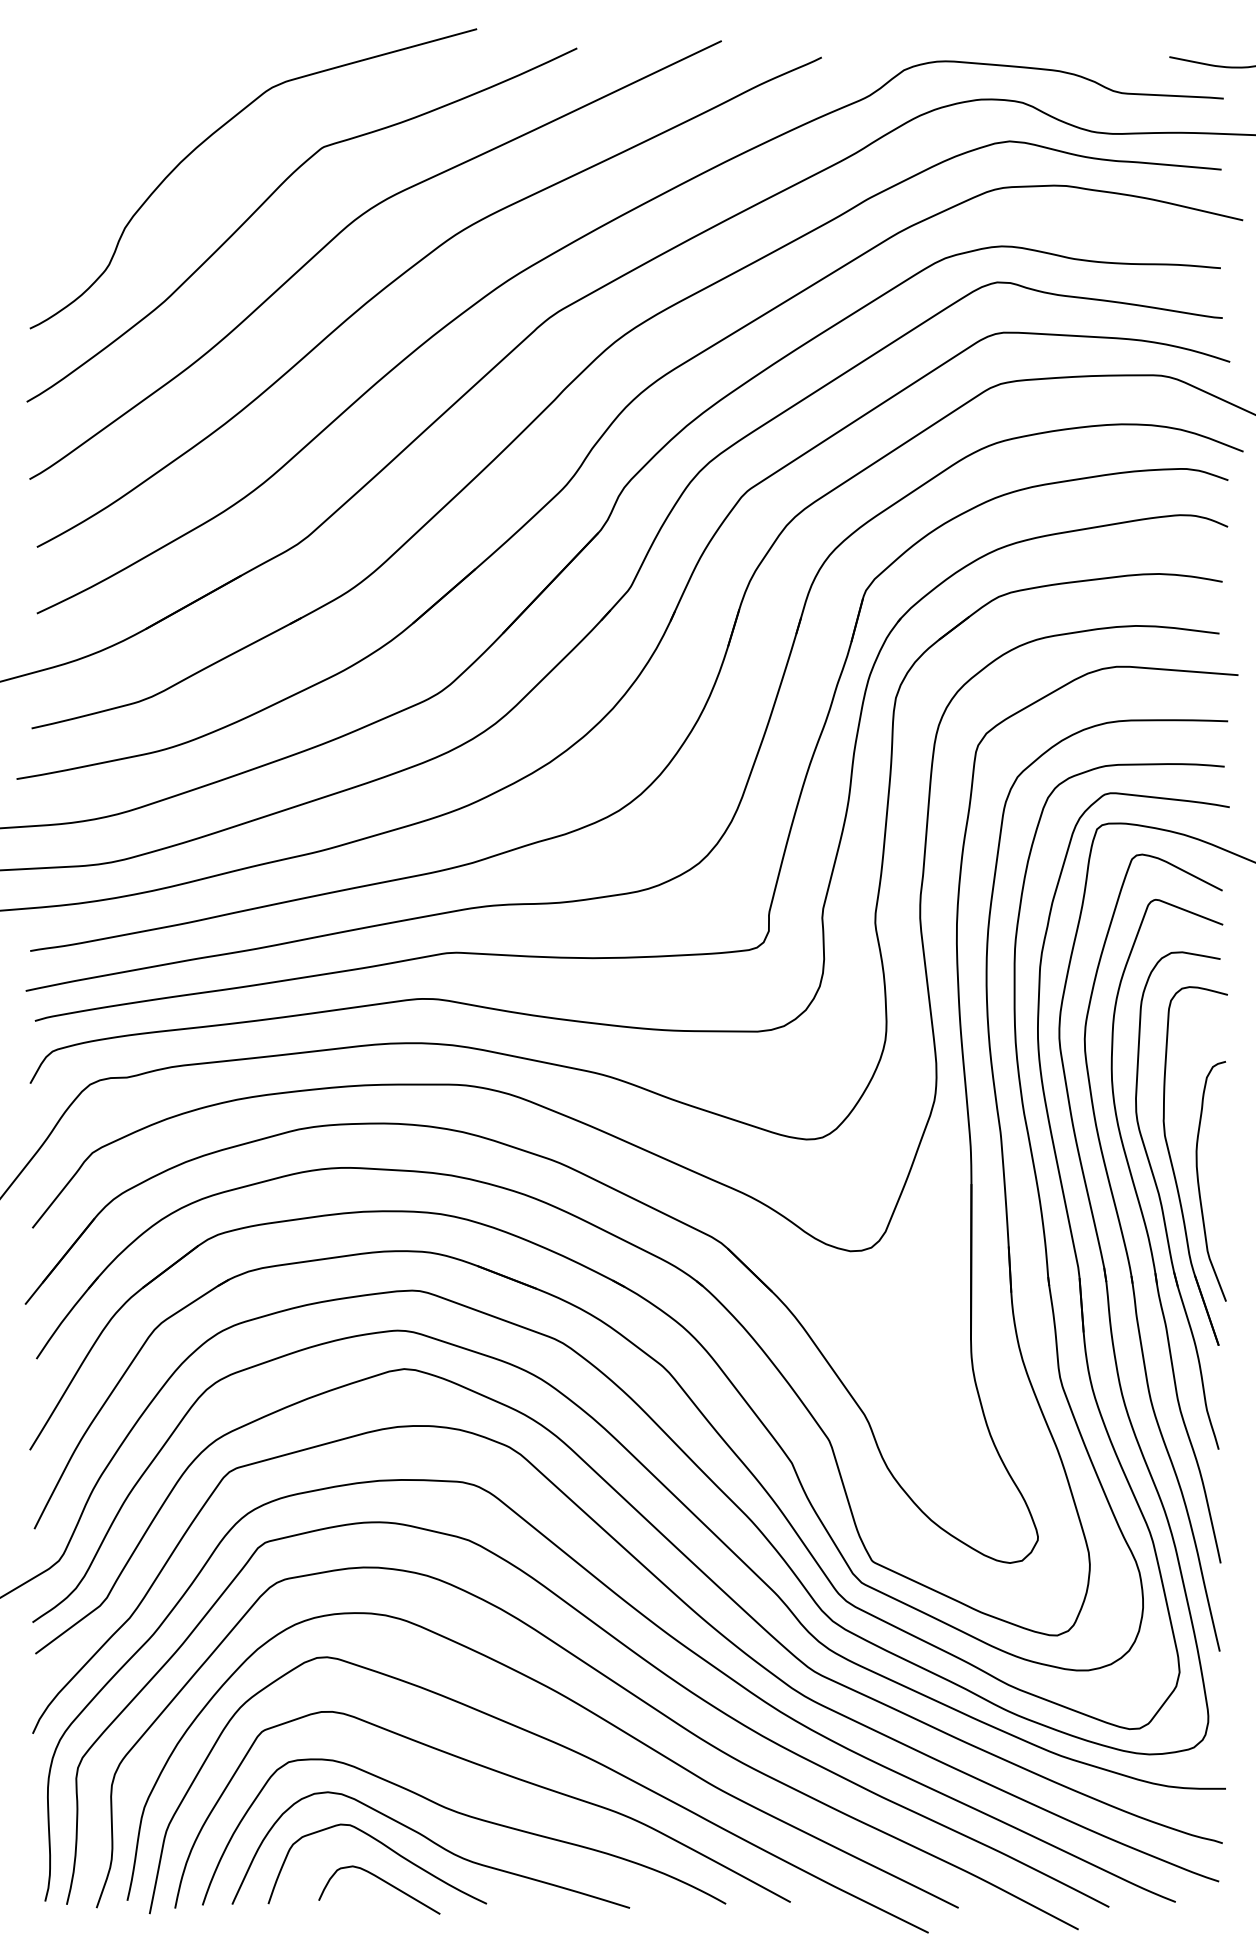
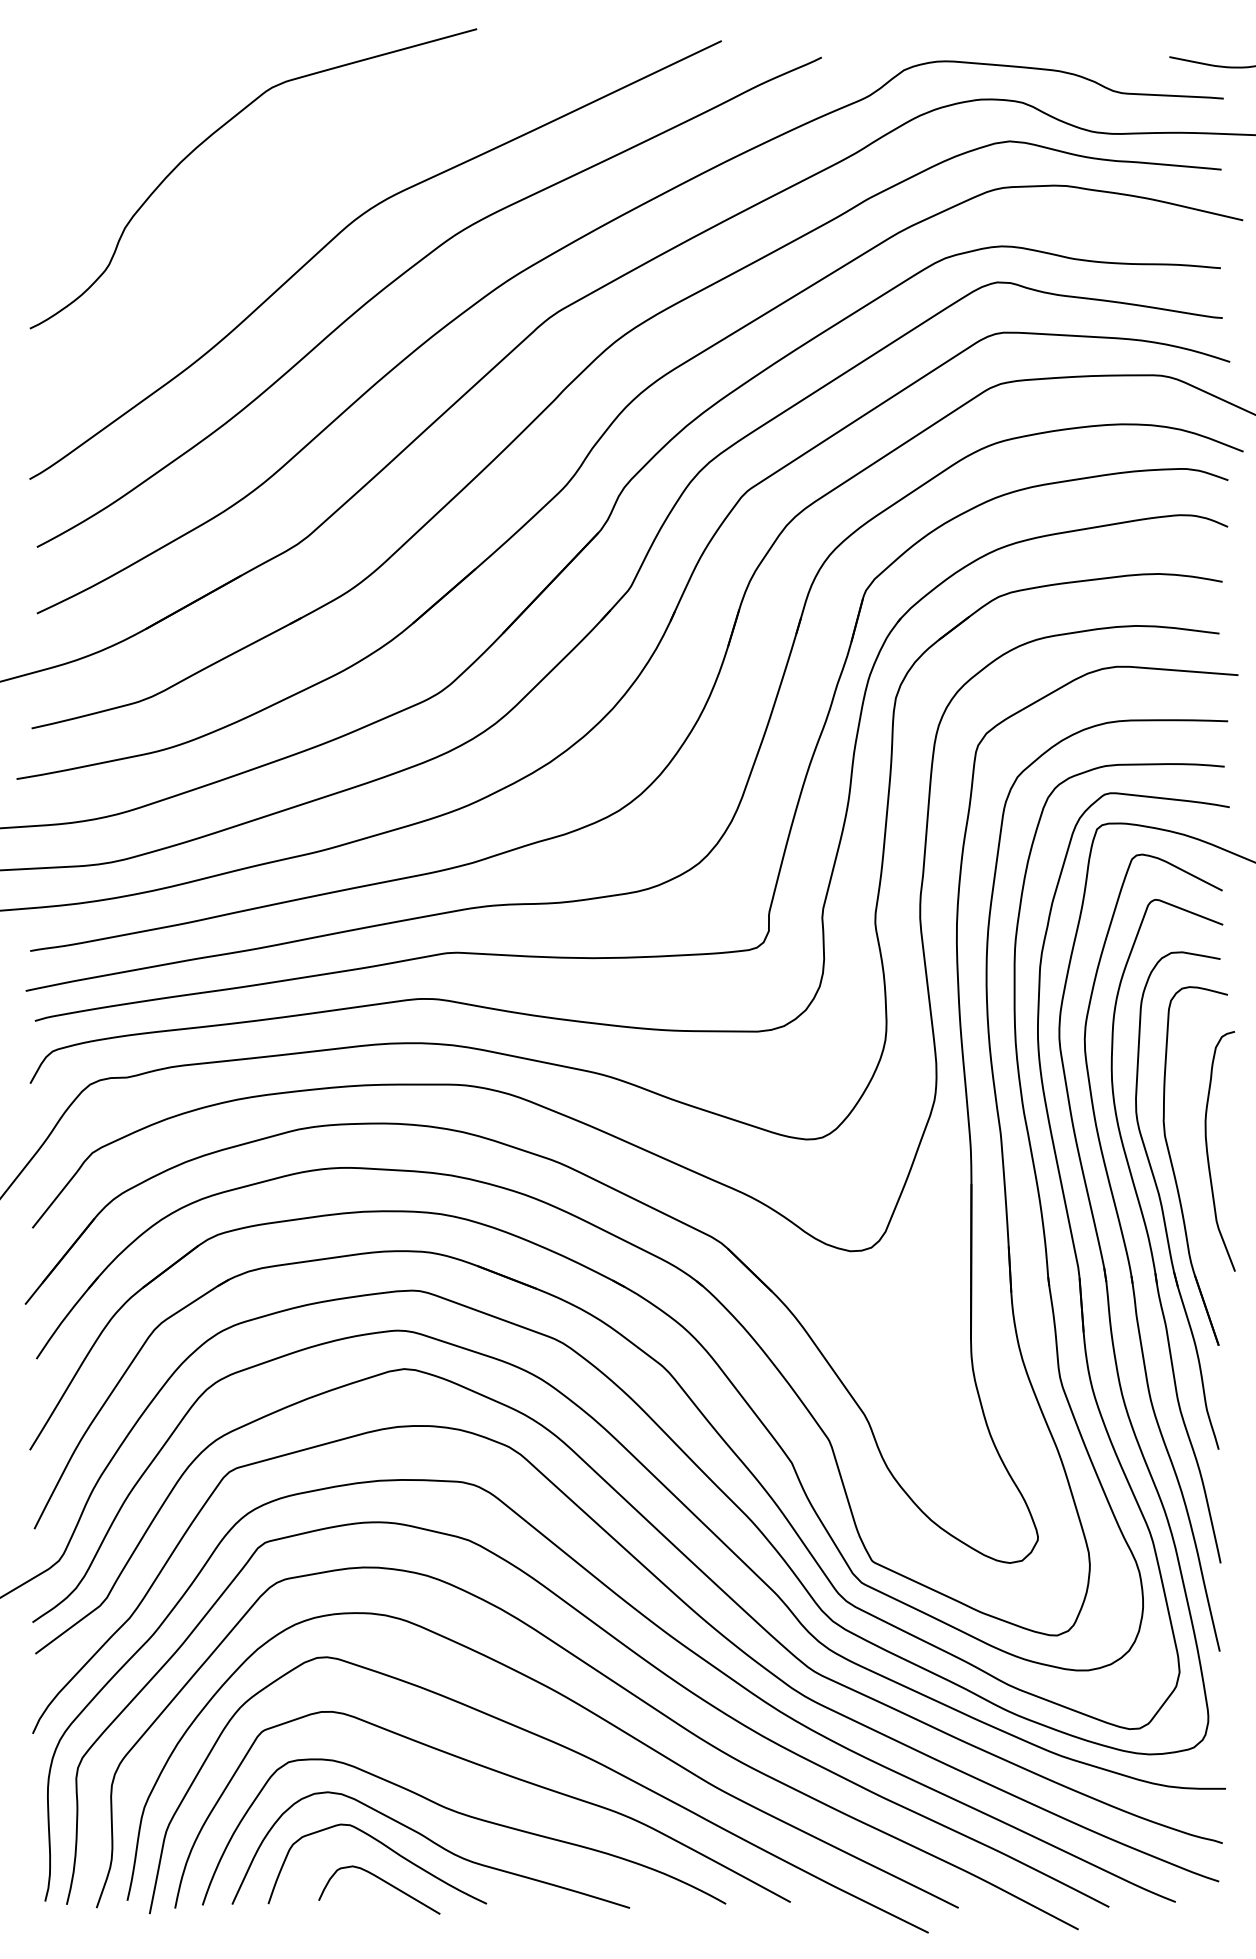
curve: present -> none (272, 195)
curve position: (1199, 1182) -> (1208, 1152) (1208, 1152)
